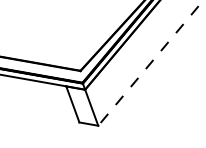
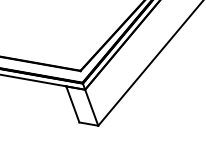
line: dashed -> solid (150, 62)
